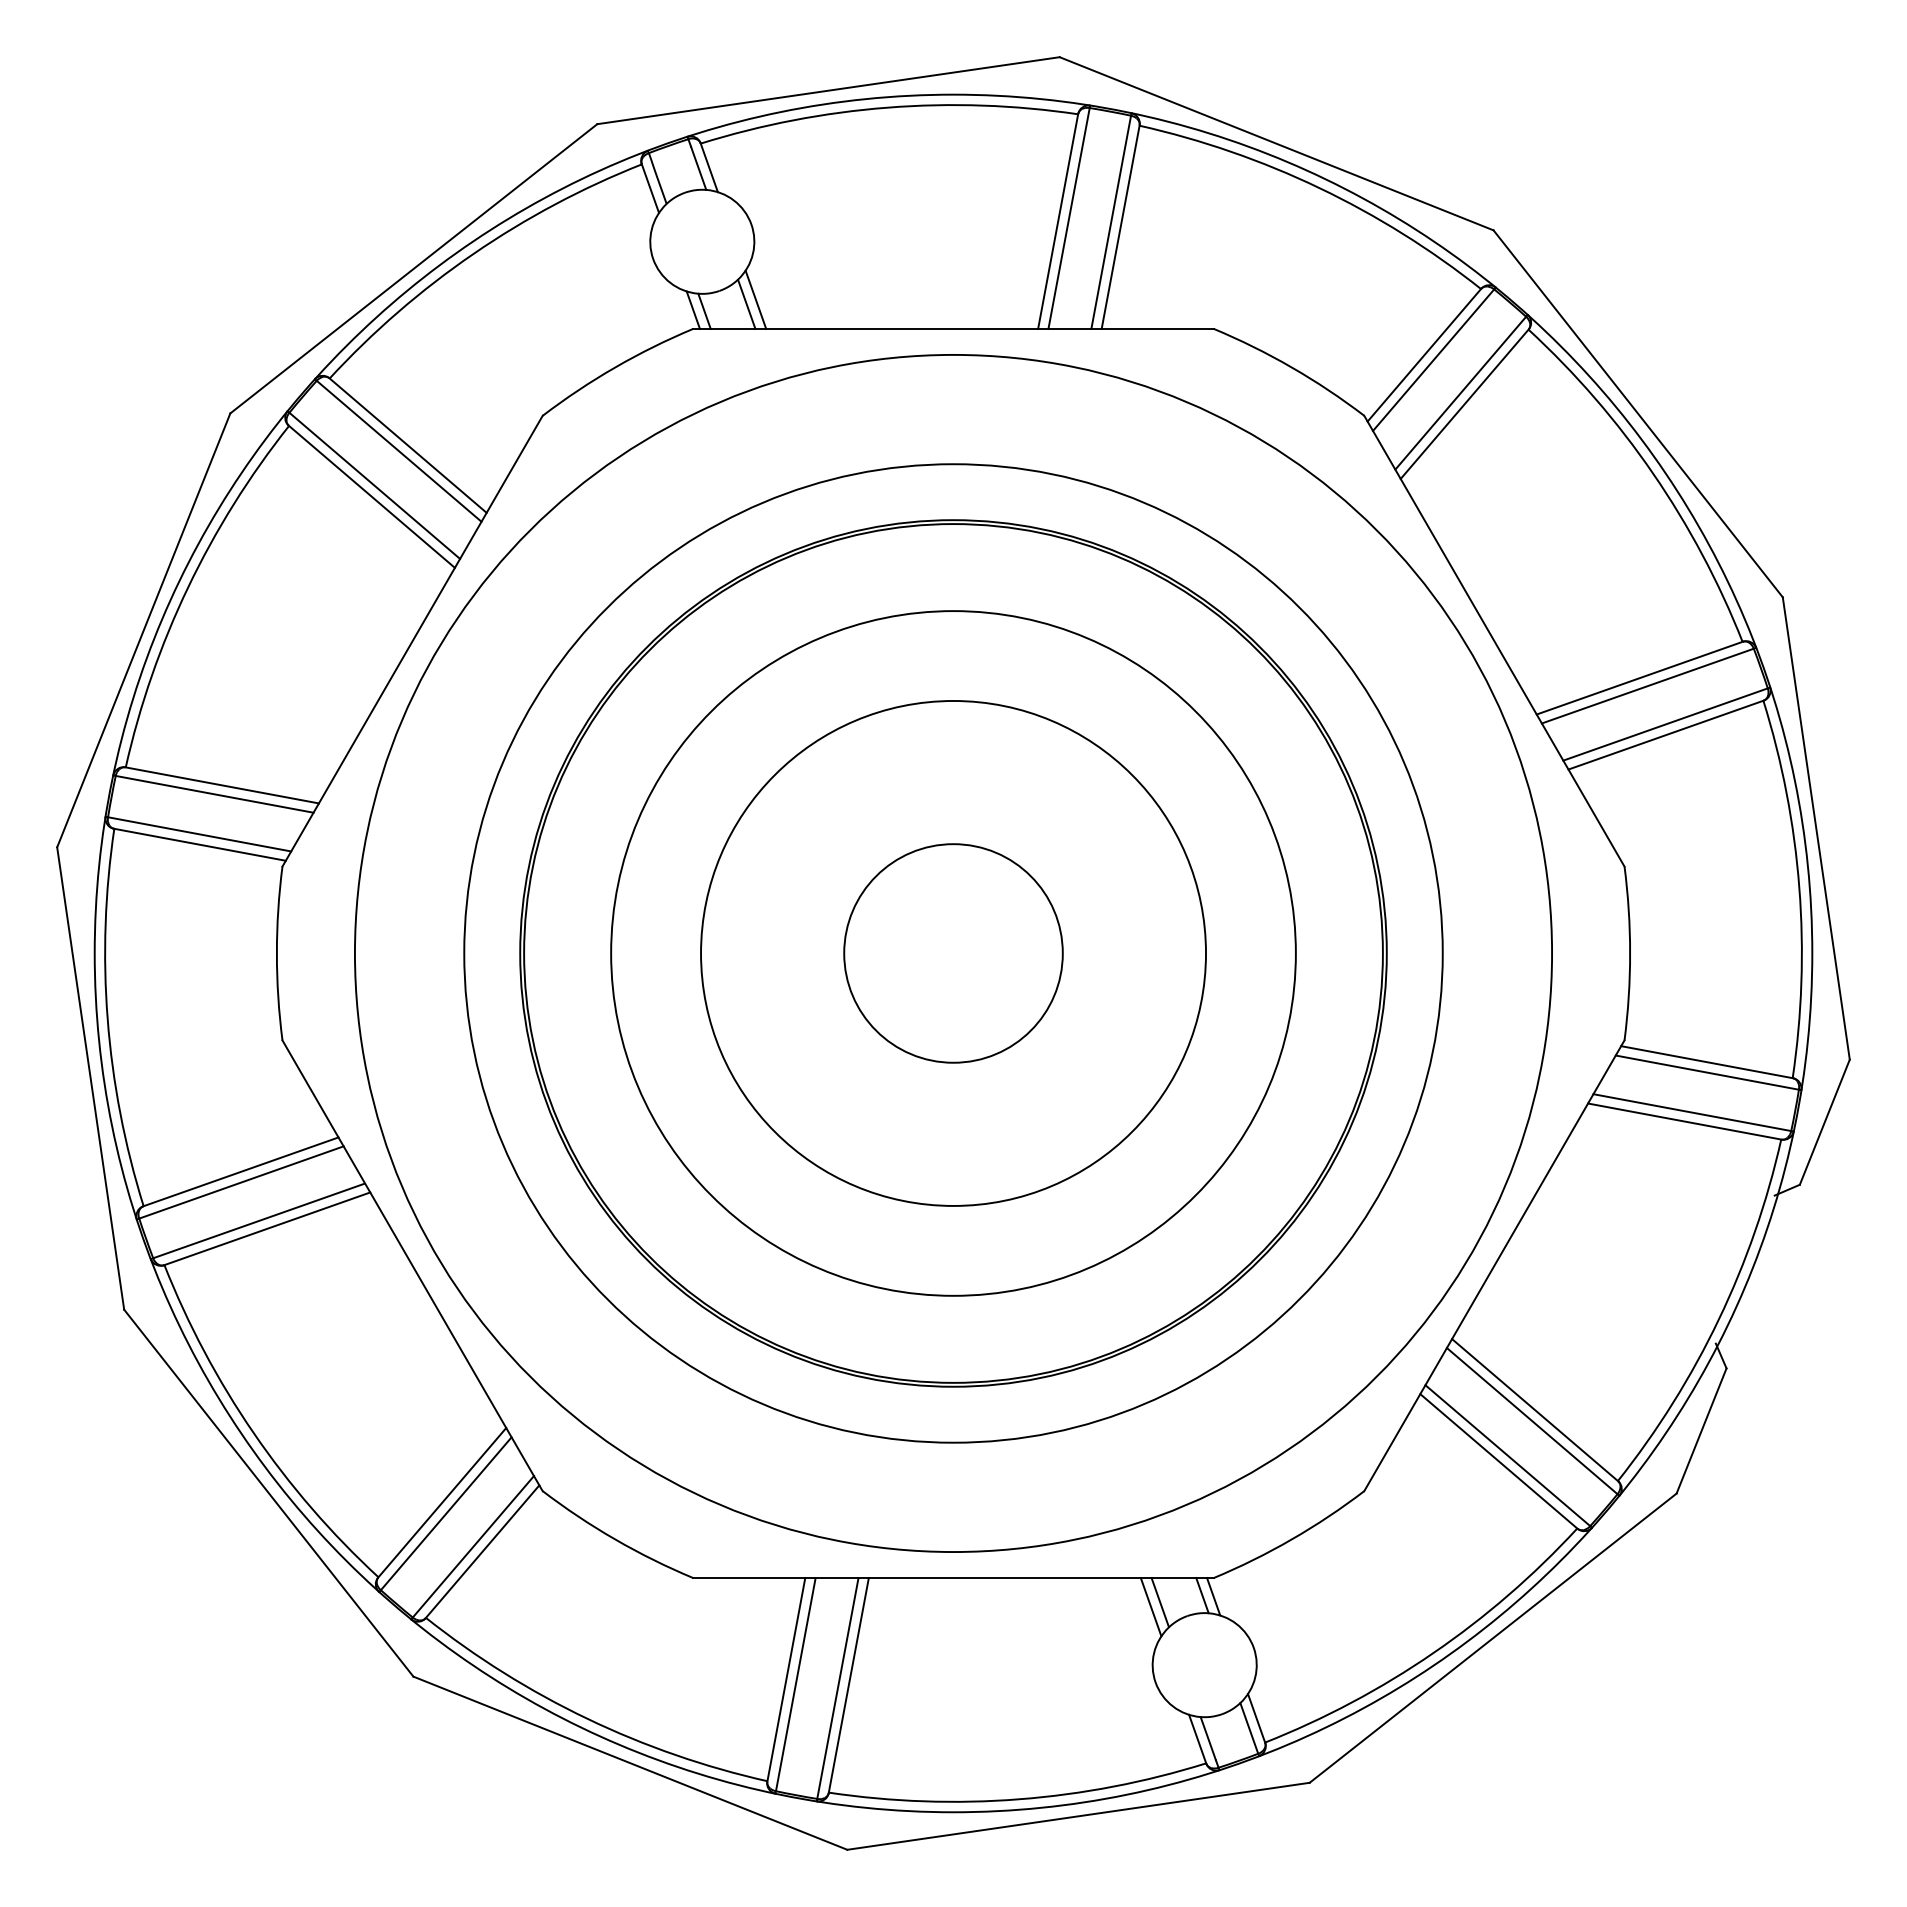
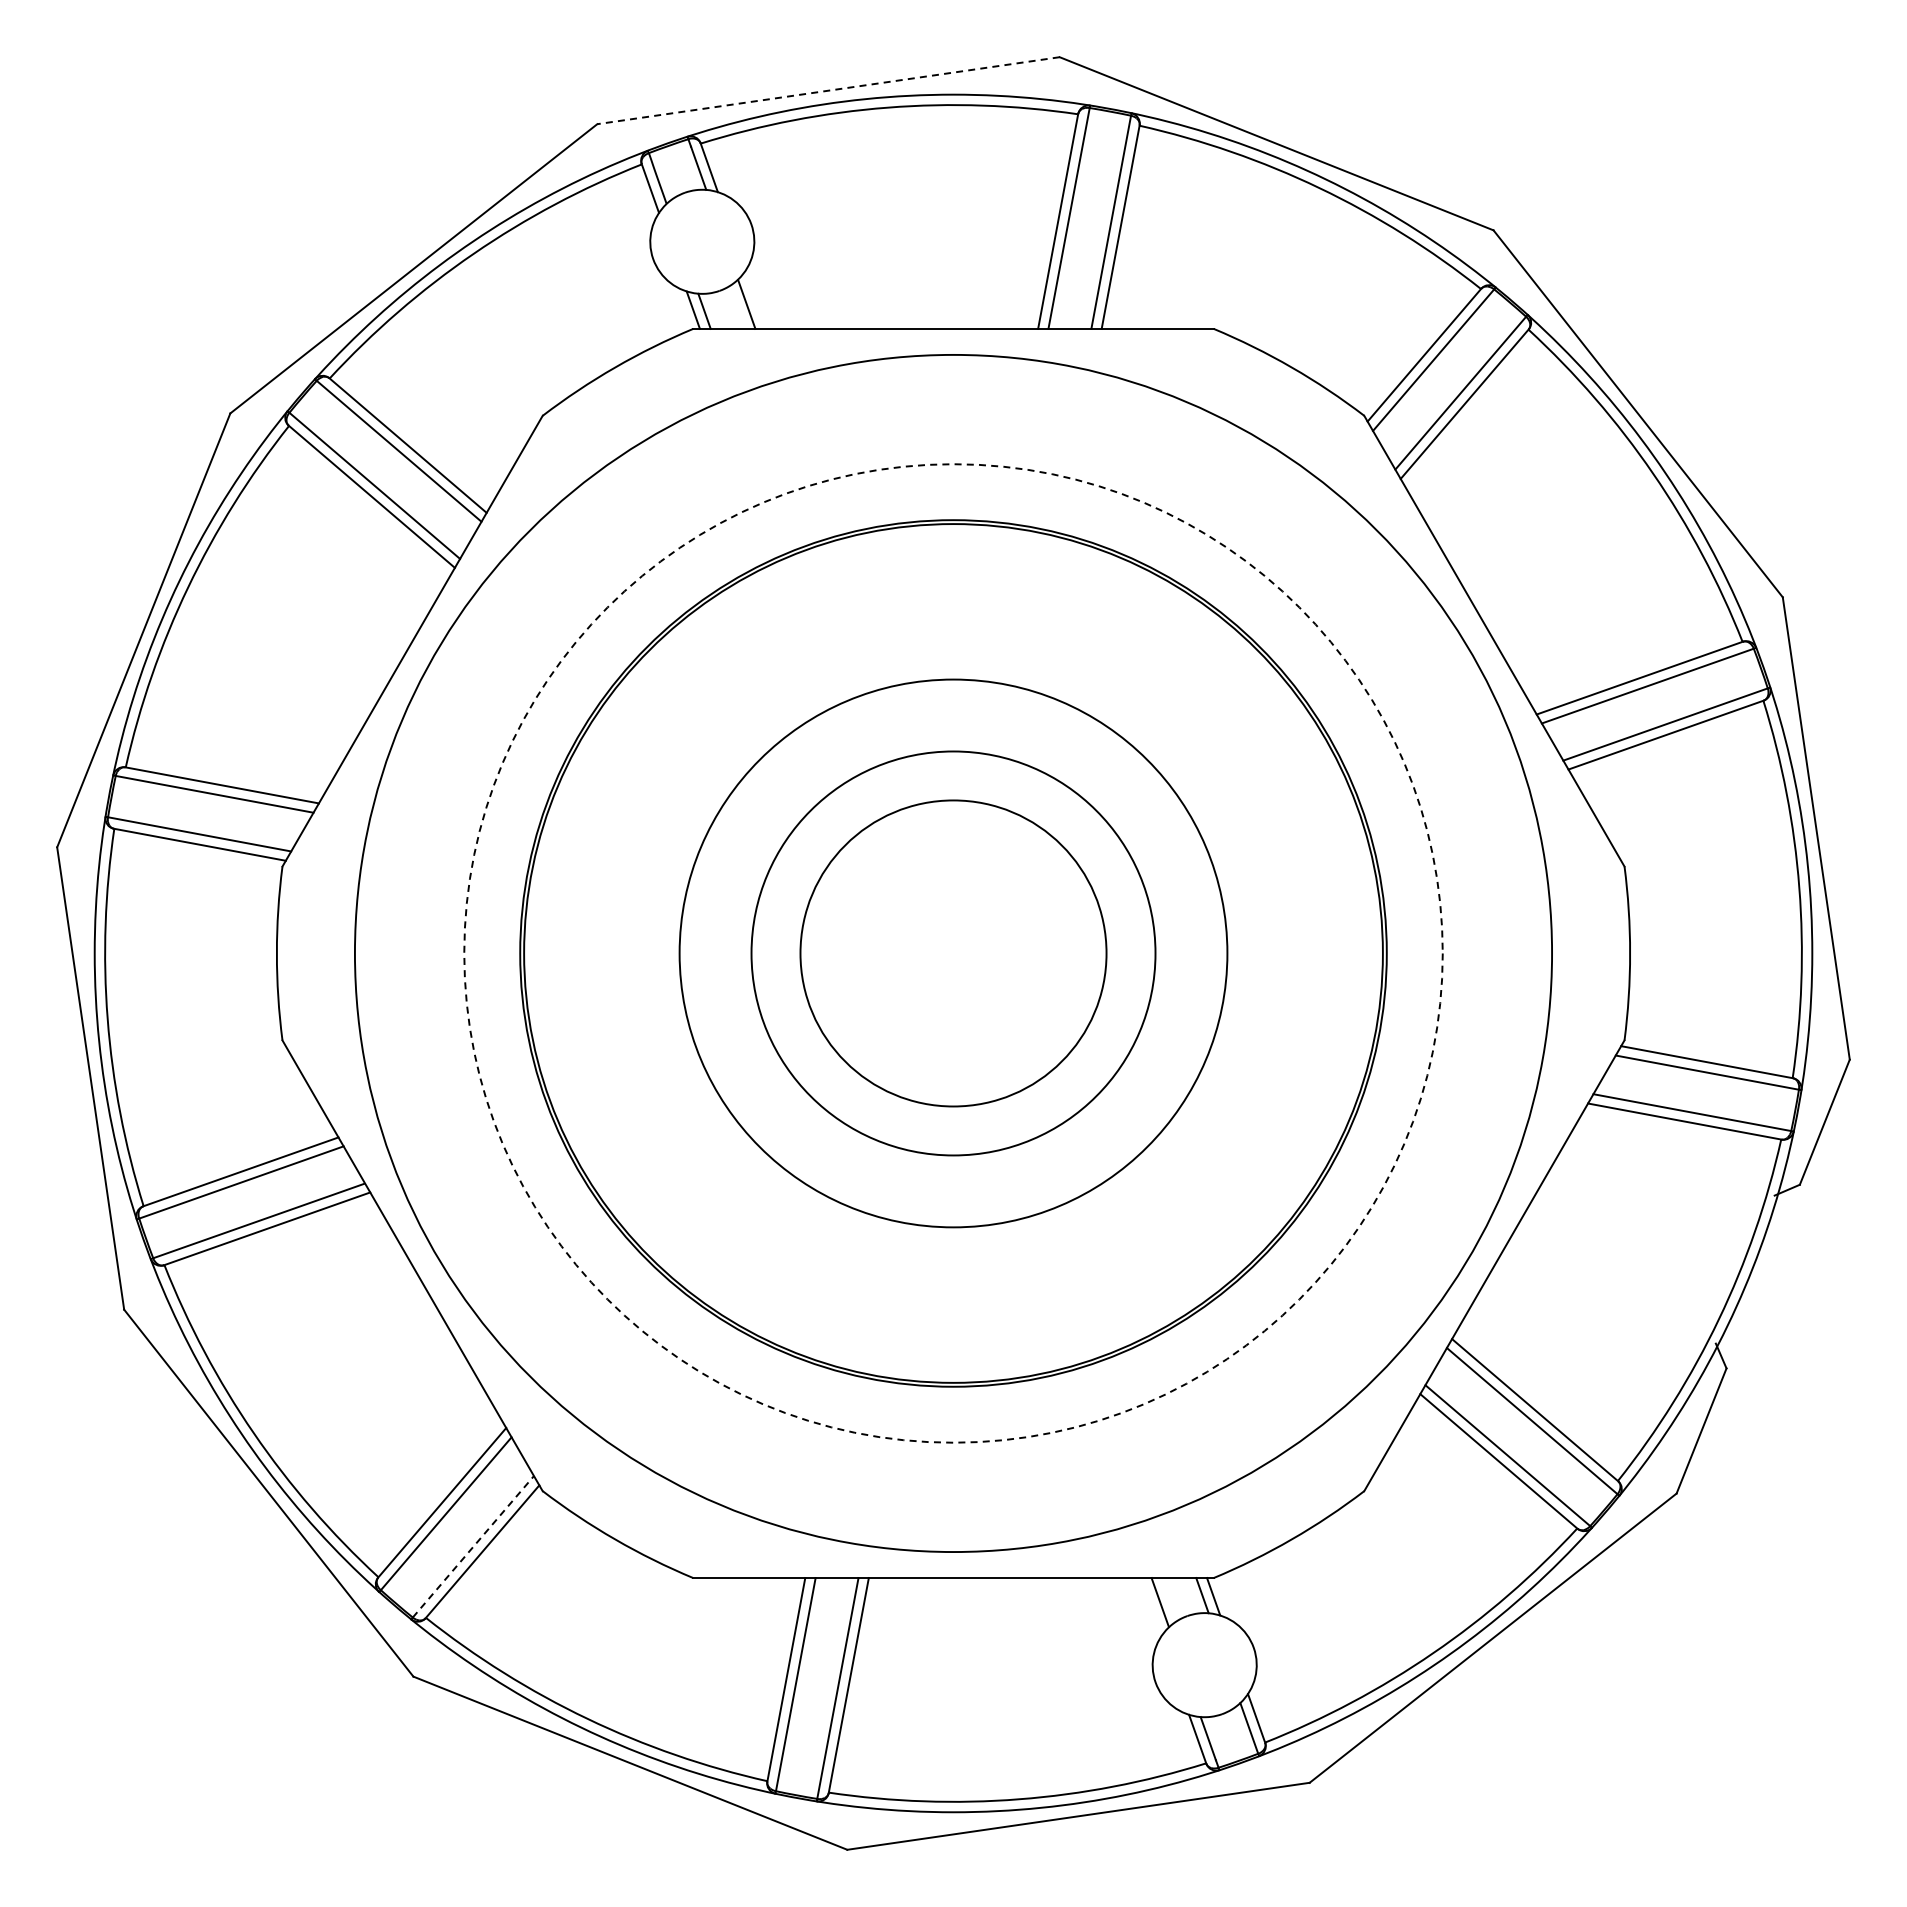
line: solid -> dashed (828, 90)
line: present -> none (755, 299)
circle diameter: 505 px -> 404 px (953, 953)
circle diameter: 219 px -> 306 px (953, 953)
circle diameter: 685 px -> 548 px (953, 953)
circle: solid -> dashed (953, 953)
line: solid -> dashed (473, 1546)
line: present -> none (1150, 1607)
